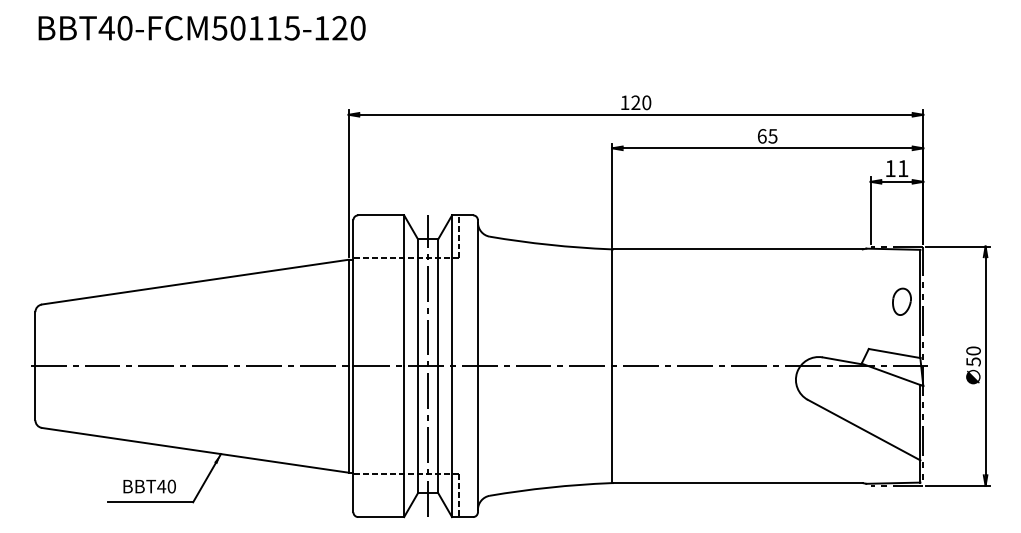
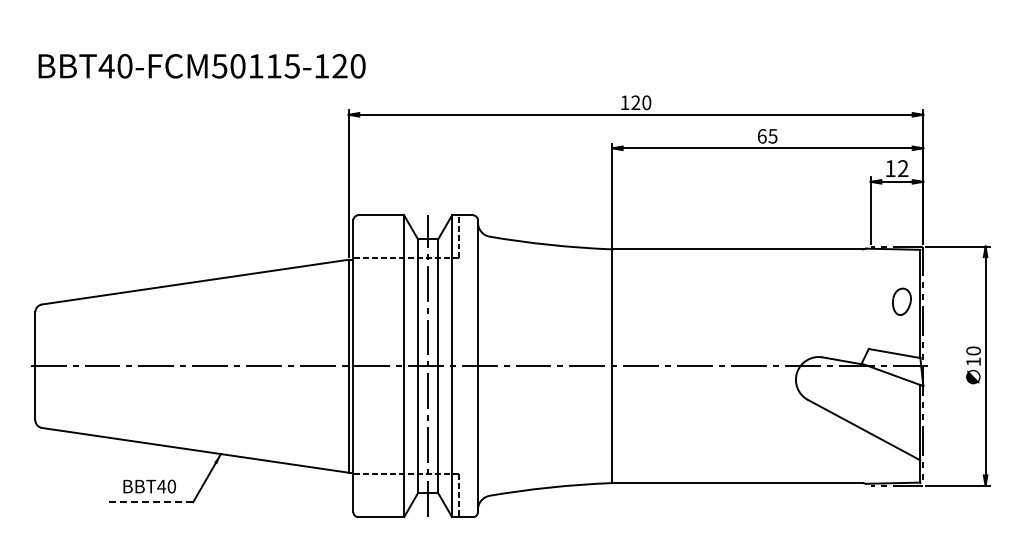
text position: (201, 28) -> (201, 66) (201, 66)
text: 11 -> 12 (903, 168)
text: 50 -> 10 (973, 361)
line: solid -> dashed (150, 502)
